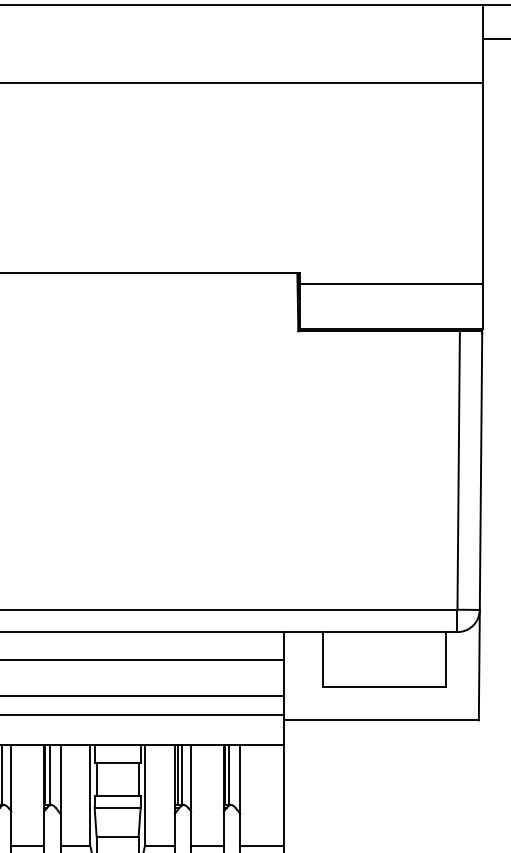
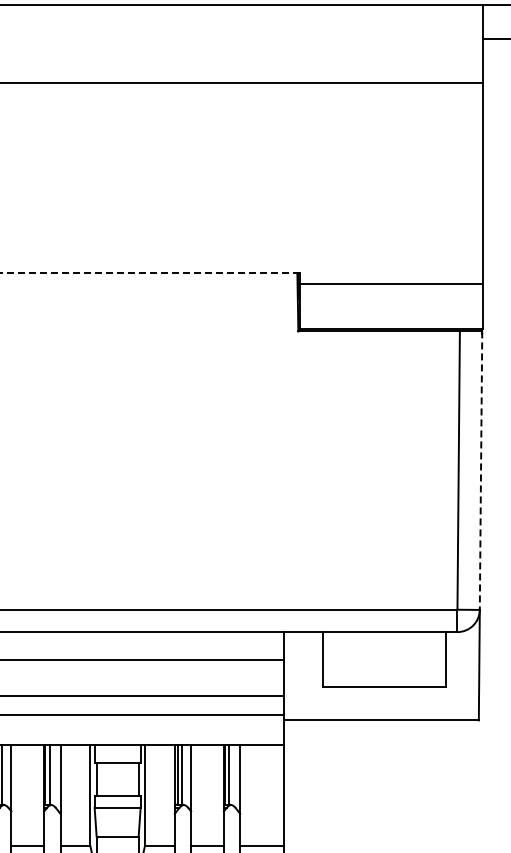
line: solid -> dashed (150, 273)
line: solid -> dashed (481, 471)
